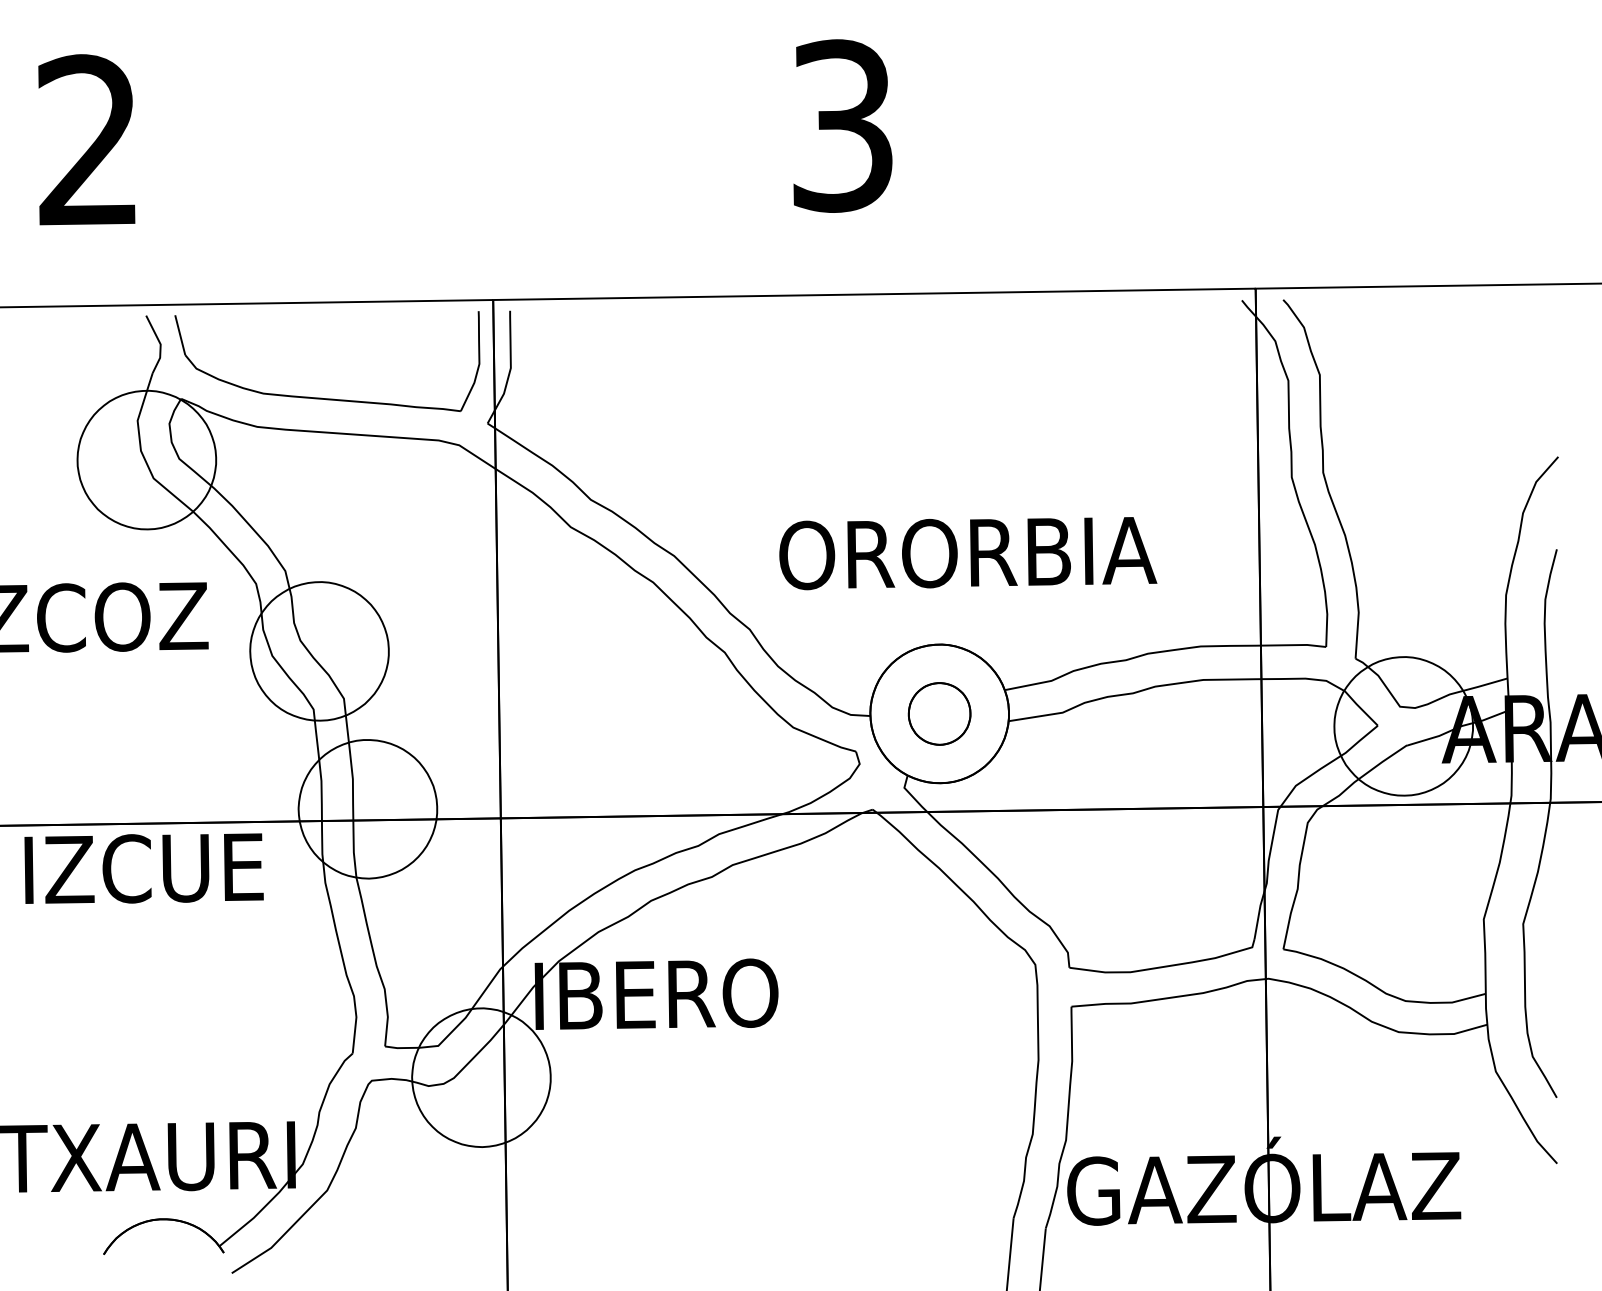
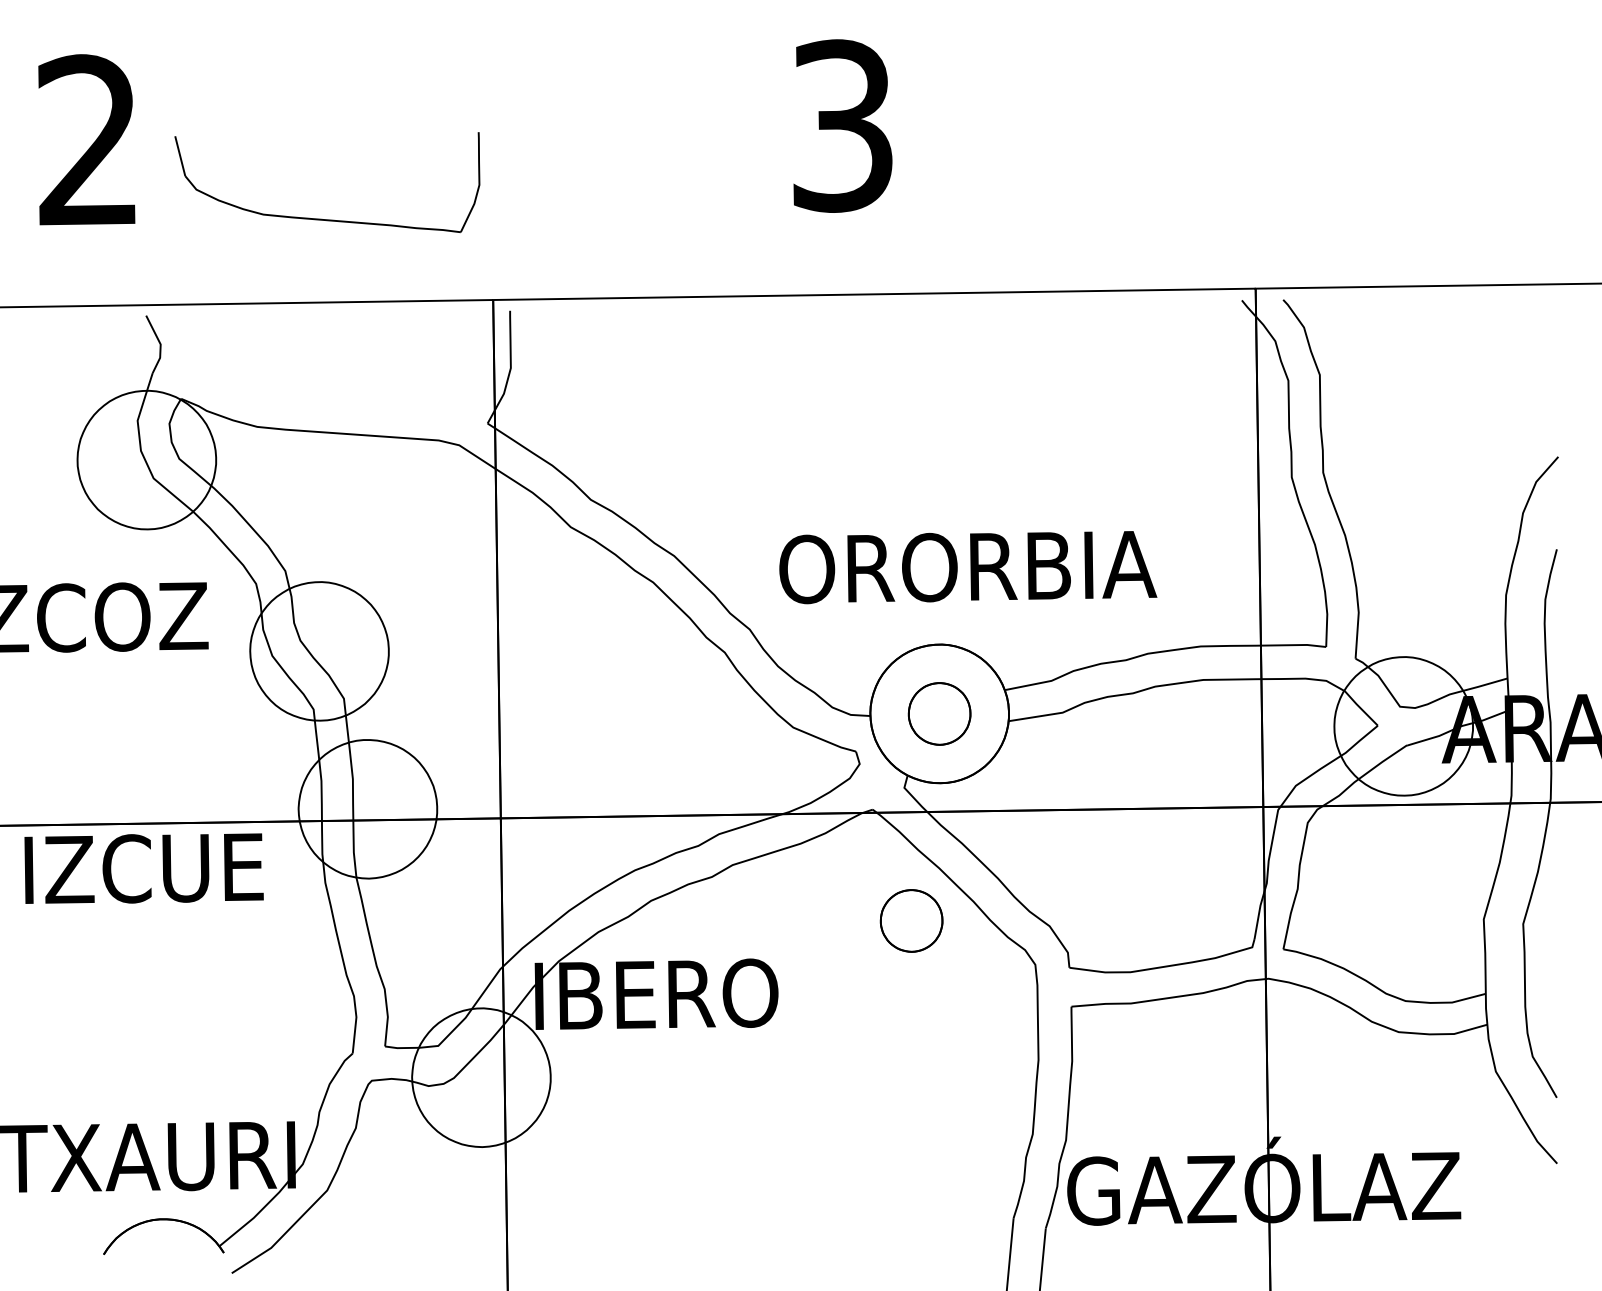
part position: (321, 397) -> (321, 218) (321, 218)
text position: (968, 553) -> (968, 567) (968, 567)
part: none -> present (911, 920)
